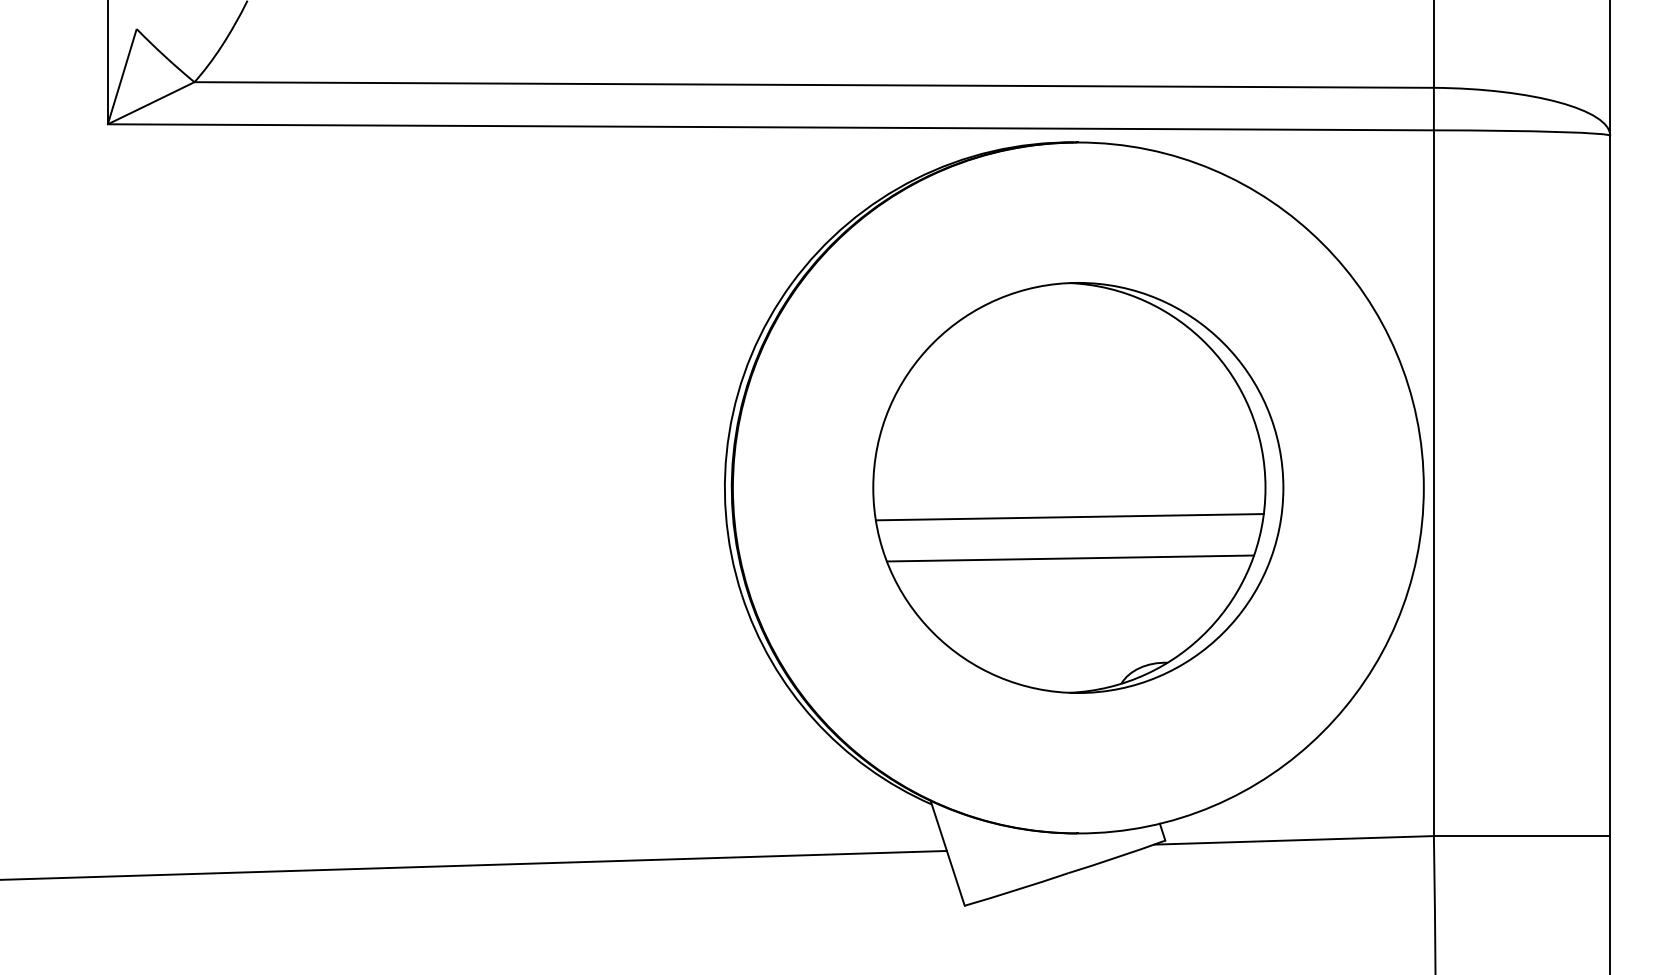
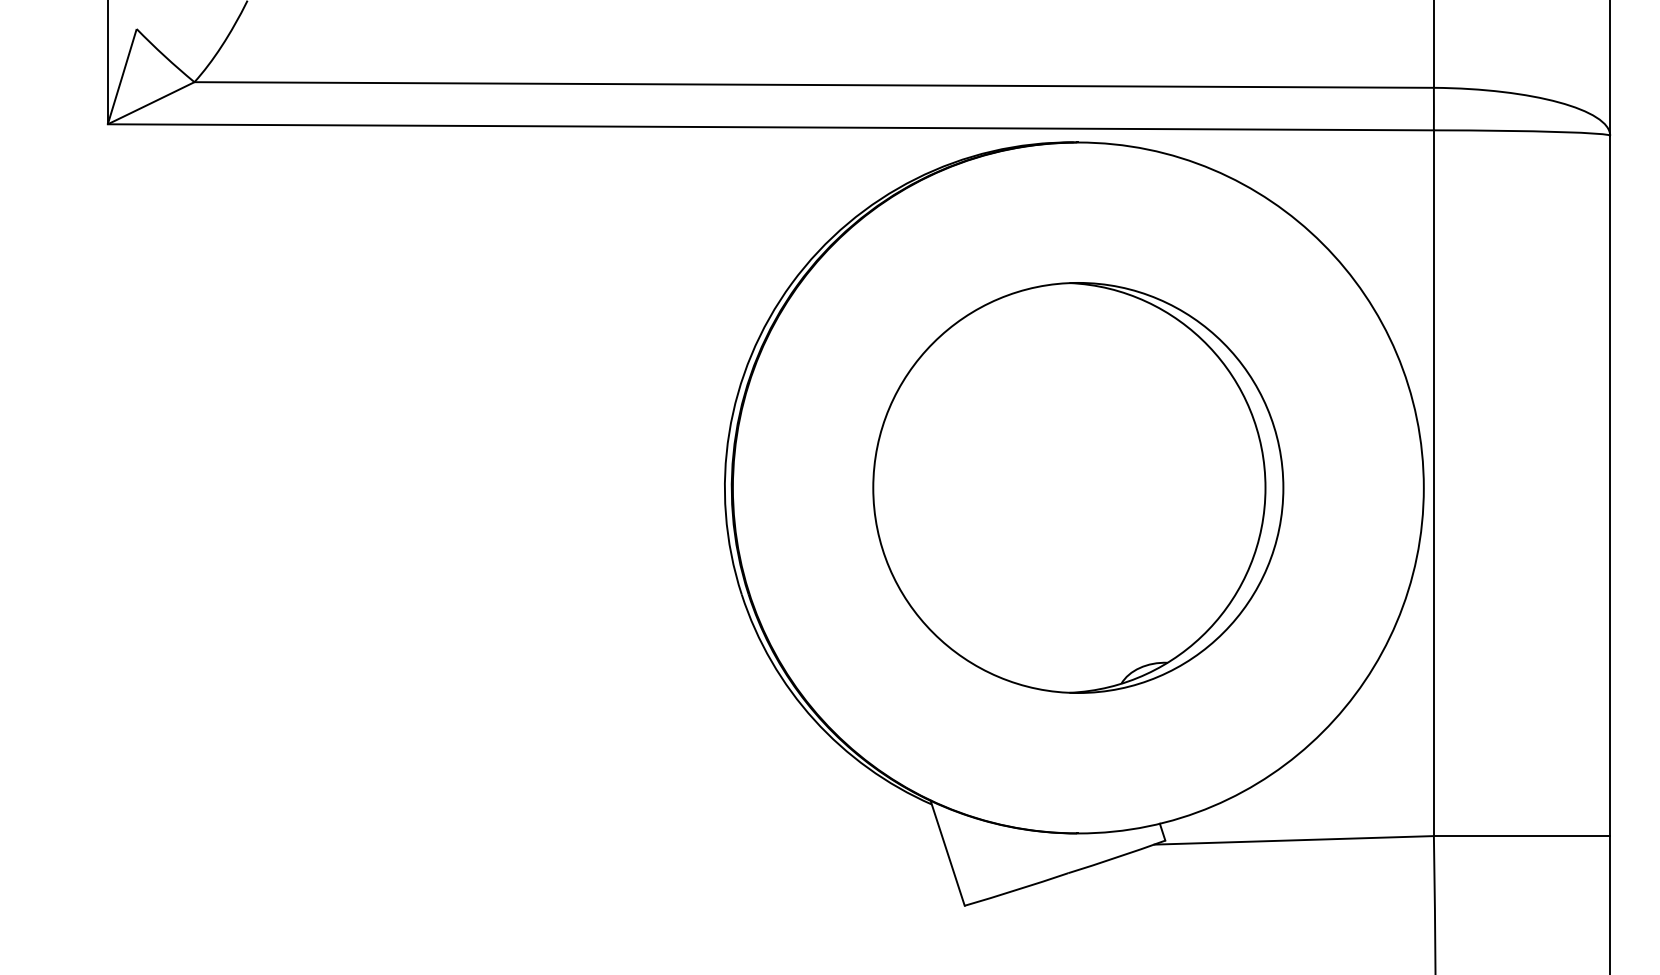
line: present -> none (1069, 517)
line: present -> none (1070, 558)
line: present -> none (474, 864)
